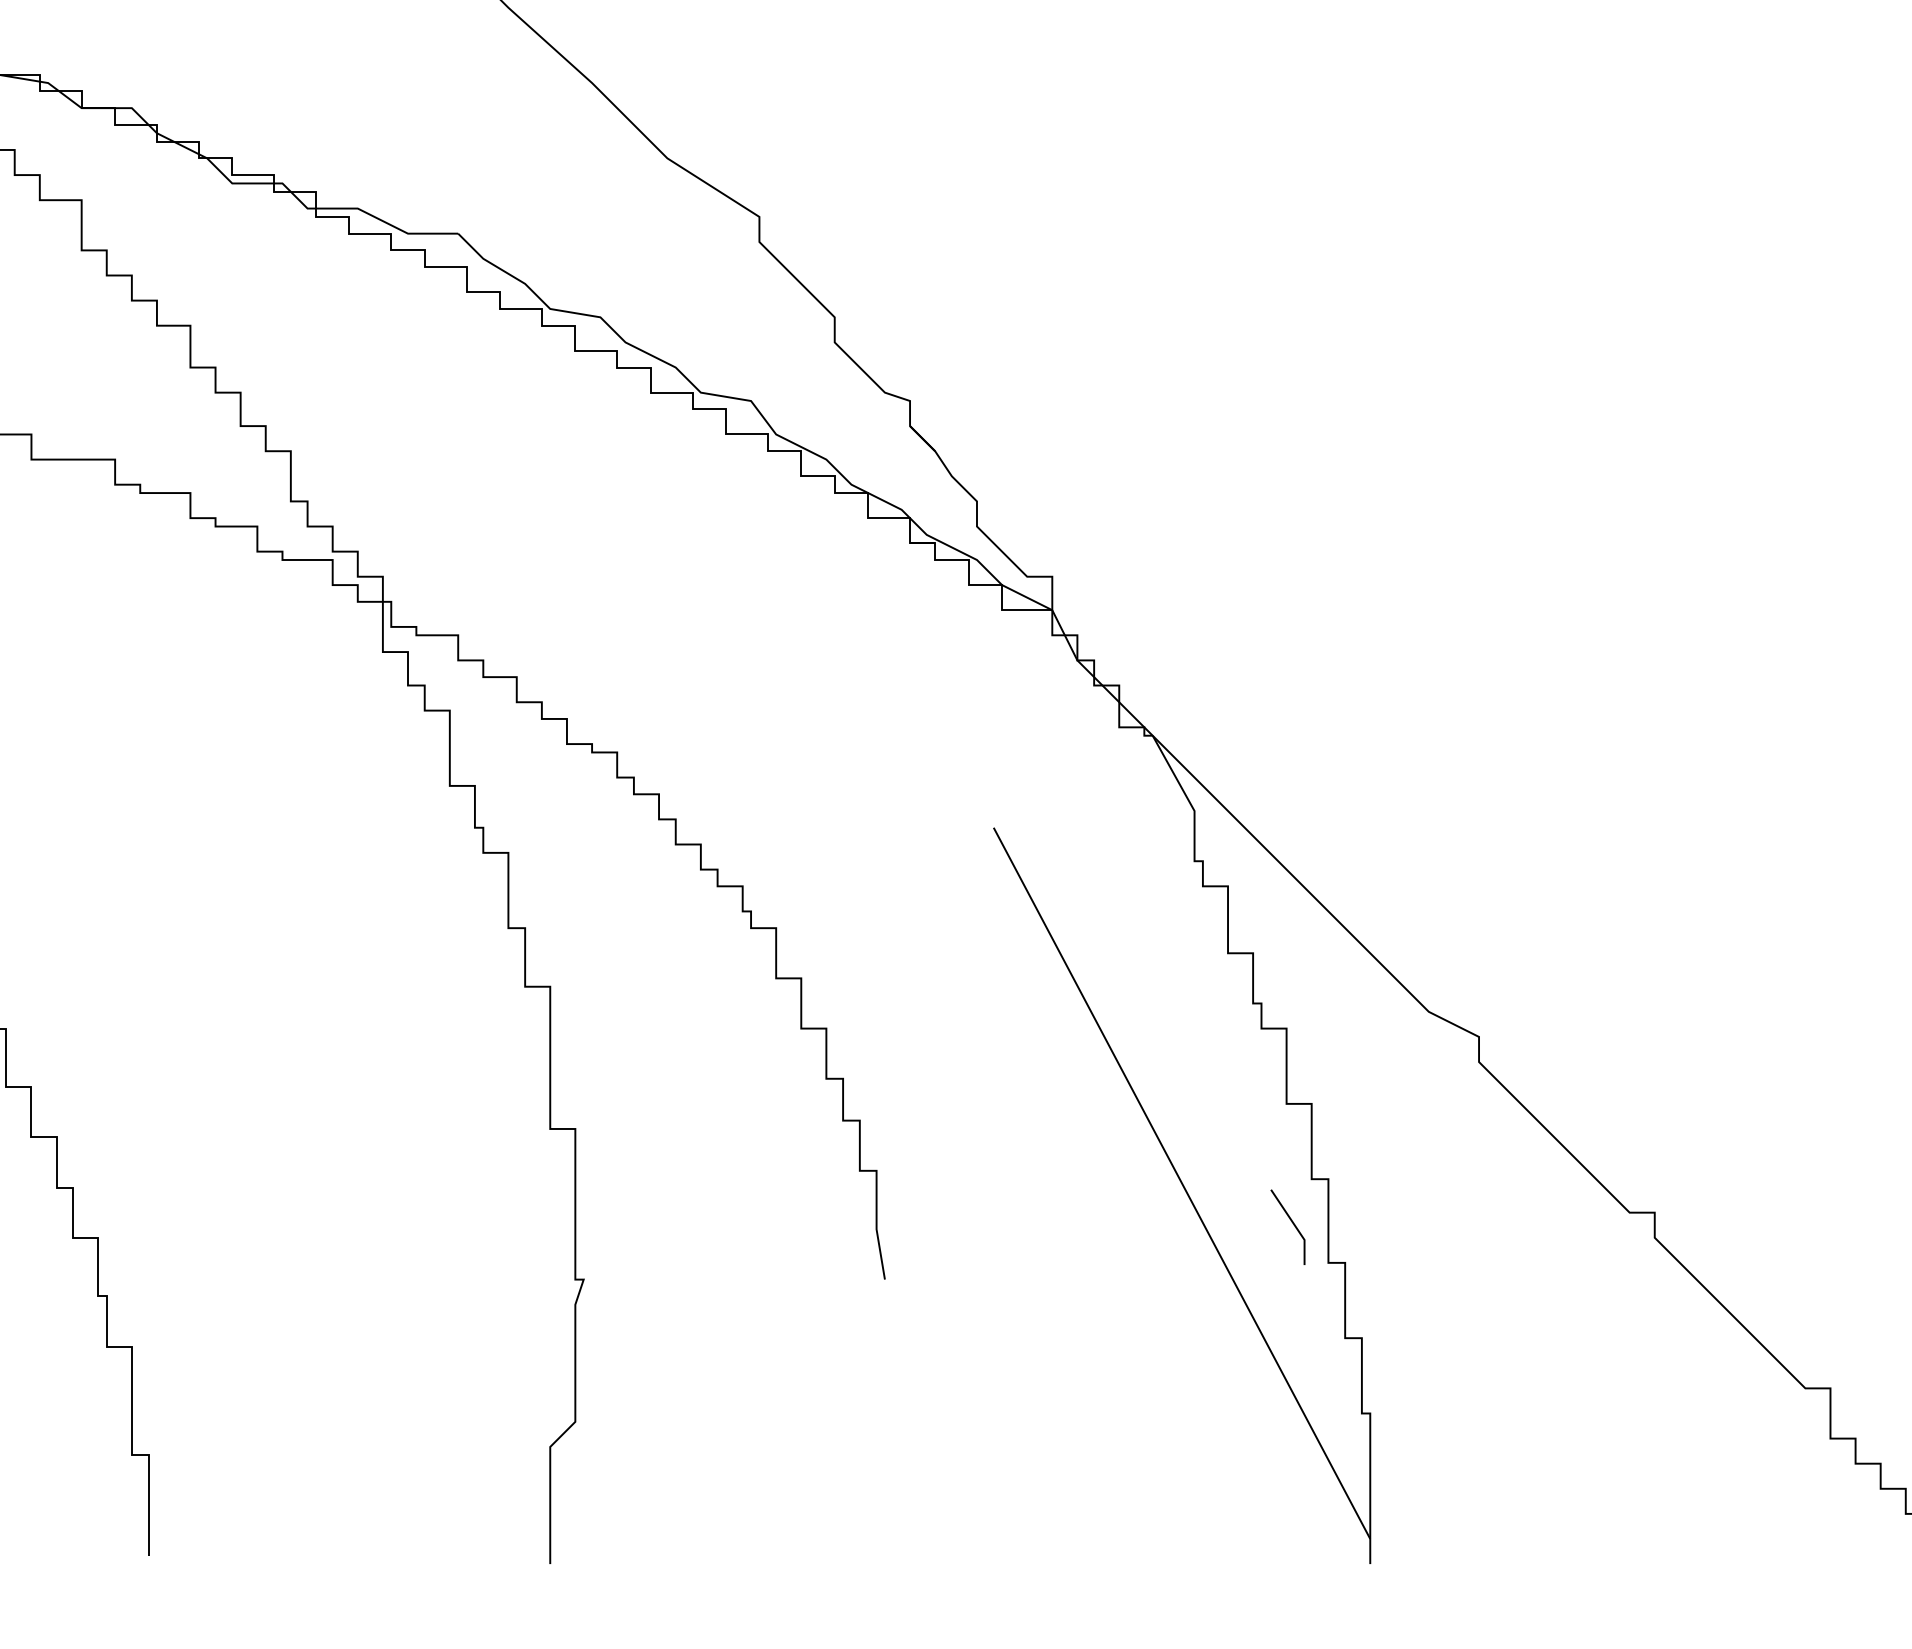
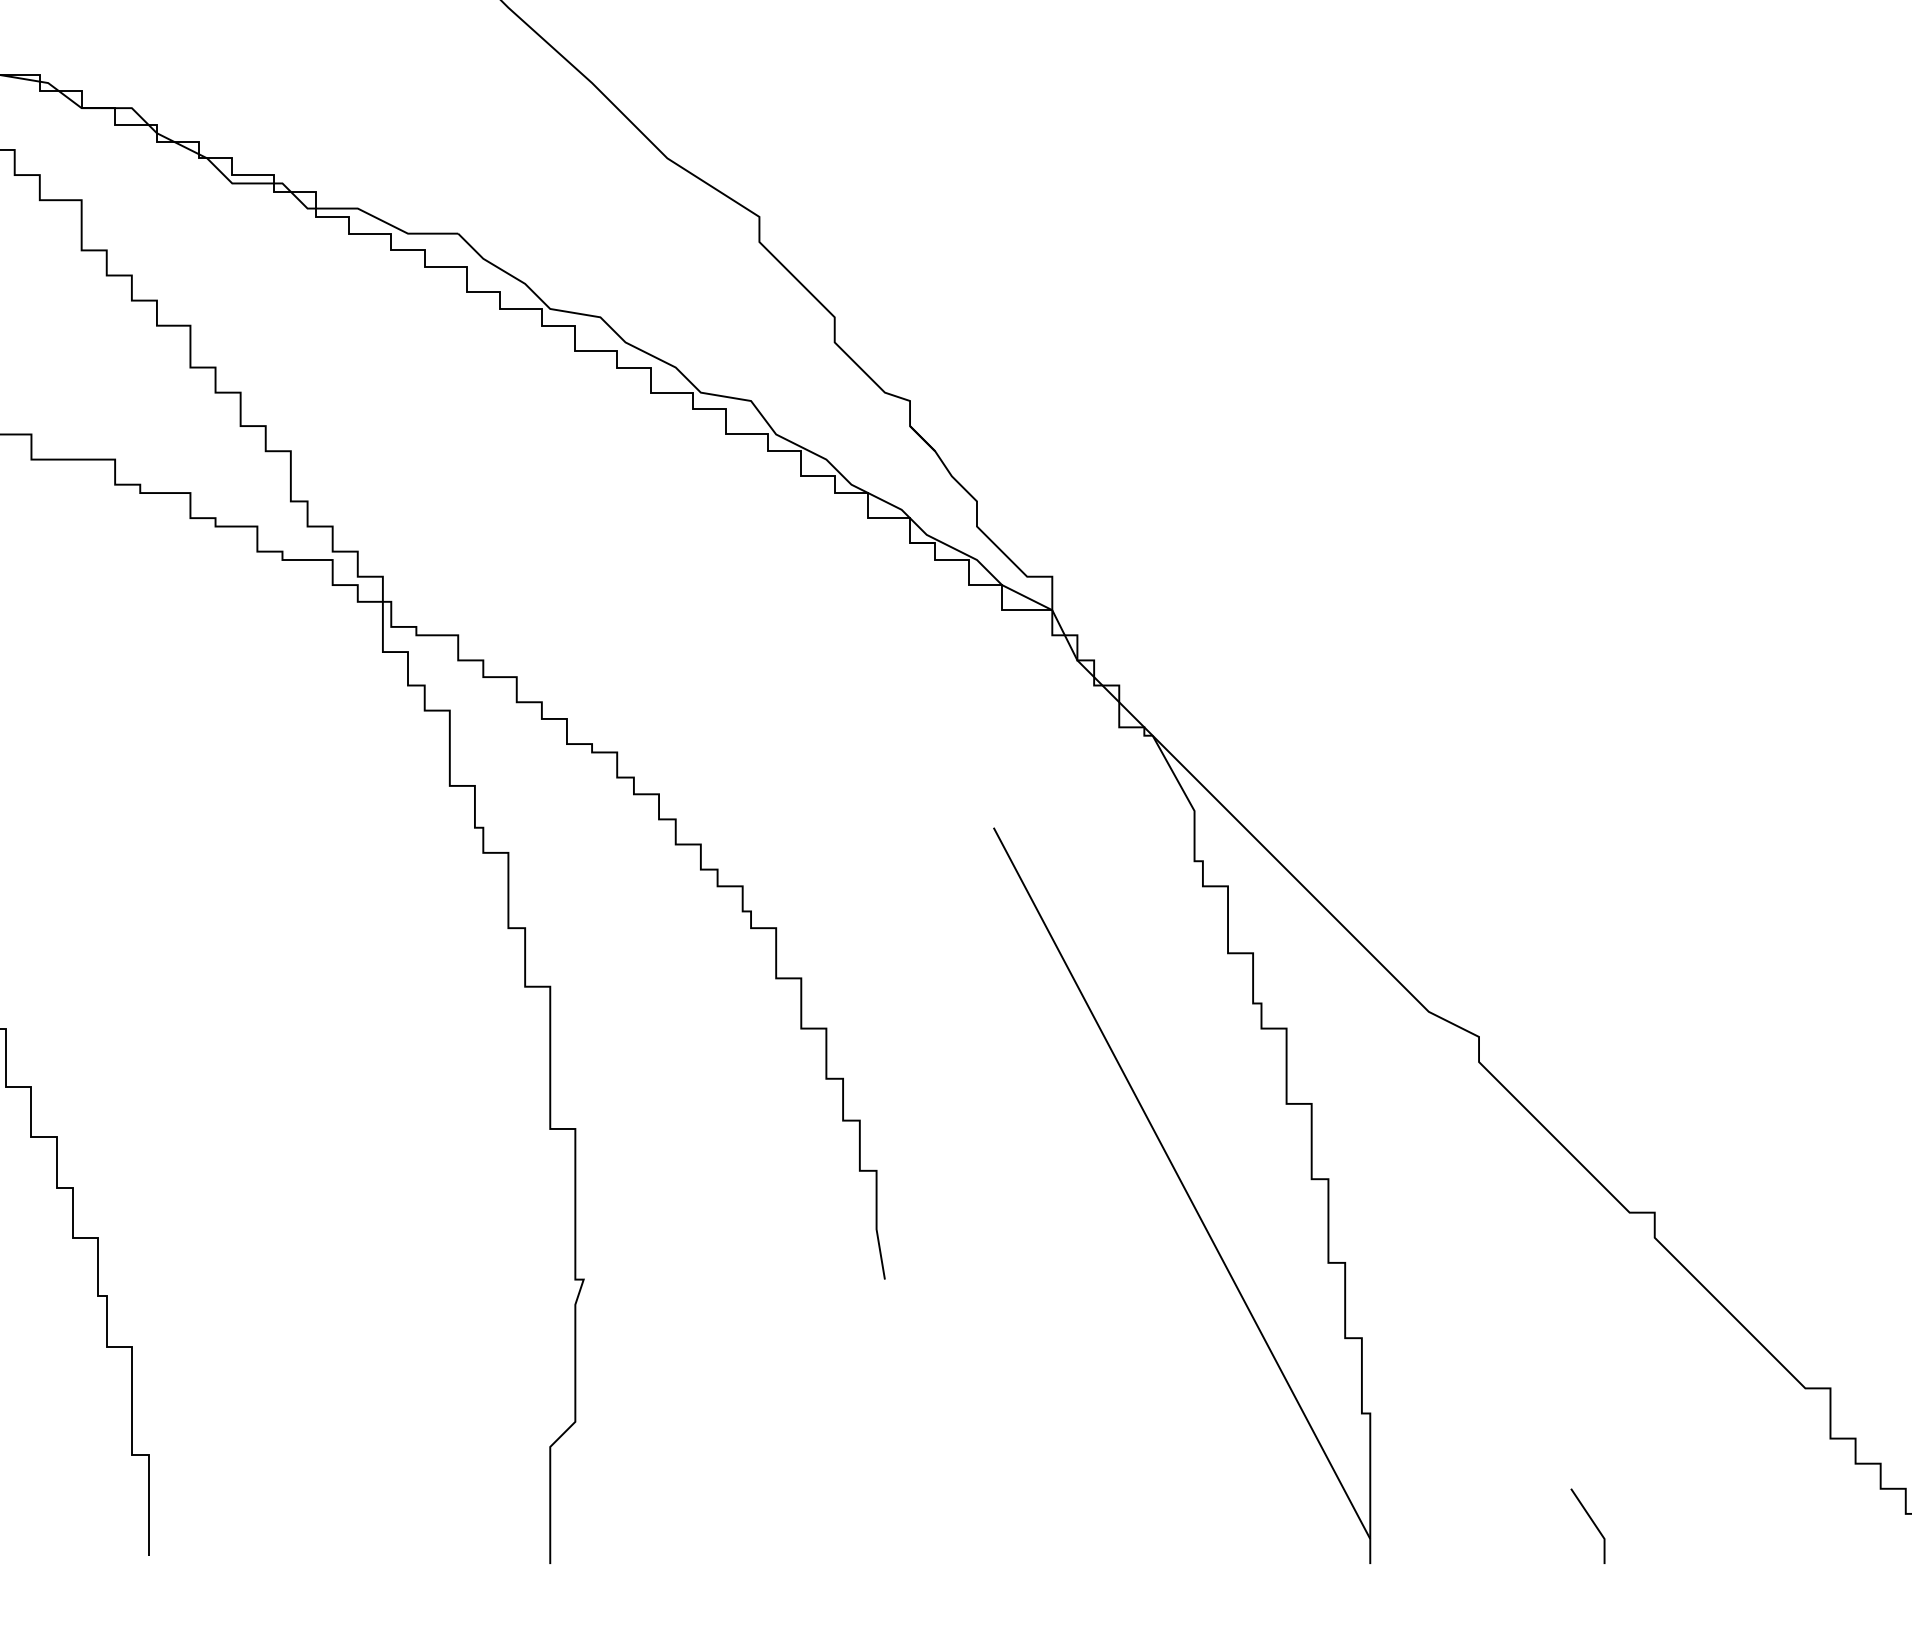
line position: (1291, 1222) -> (1591, 1521) (1591, 1521)
